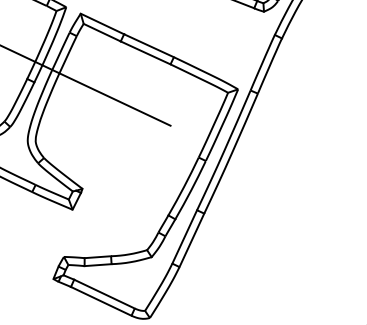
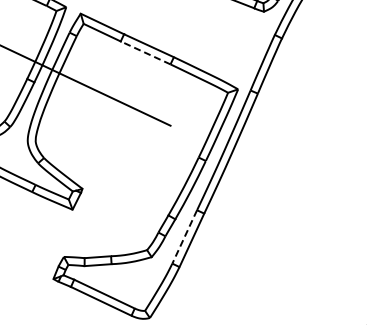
line: solid -> dashed (145, 52)
line: solid -> dashed (184, 237)
